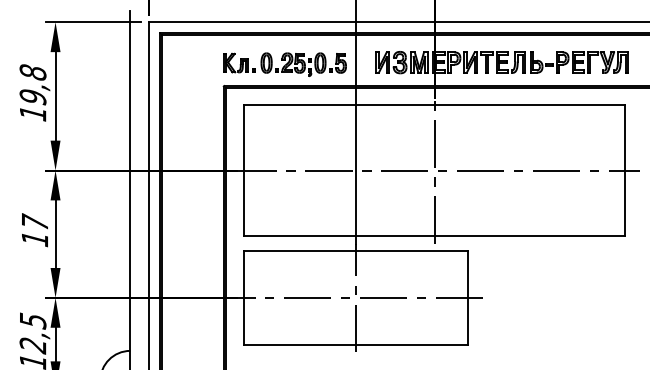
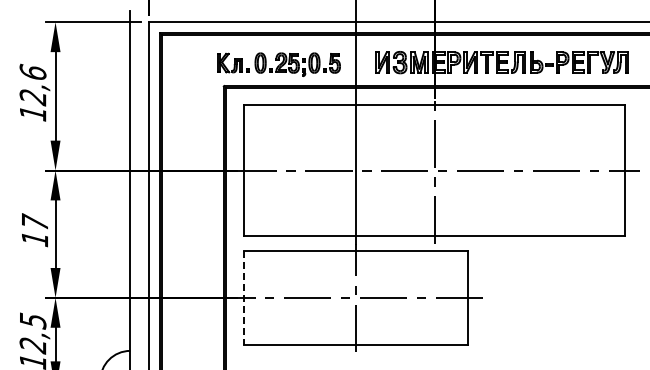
part position: (284, 64) -> (278, 64) (278, 64)
text: 19,8 -> 12,6 (32, 84)
line: solid -> dashed (244, 297)
